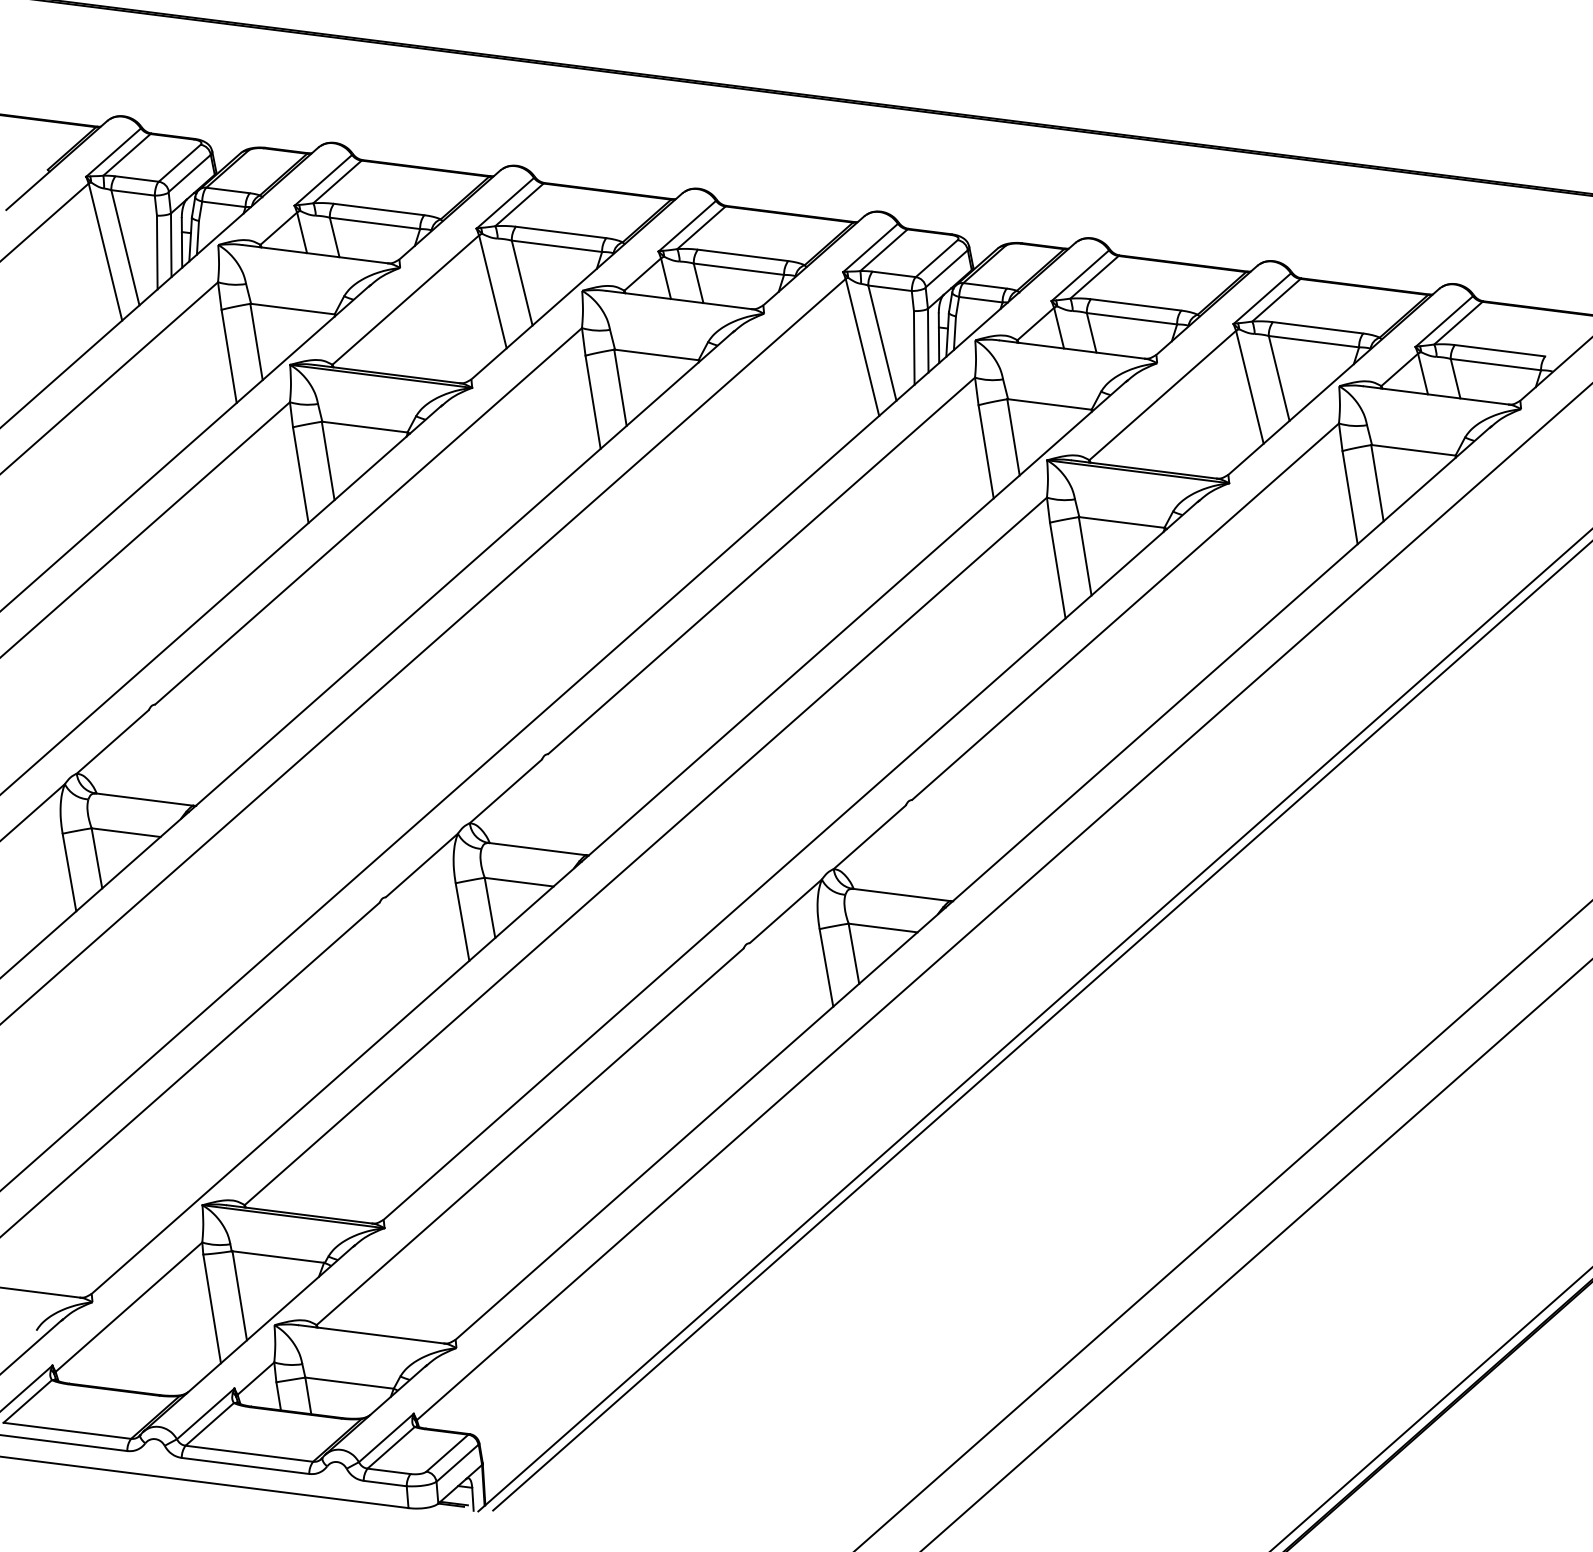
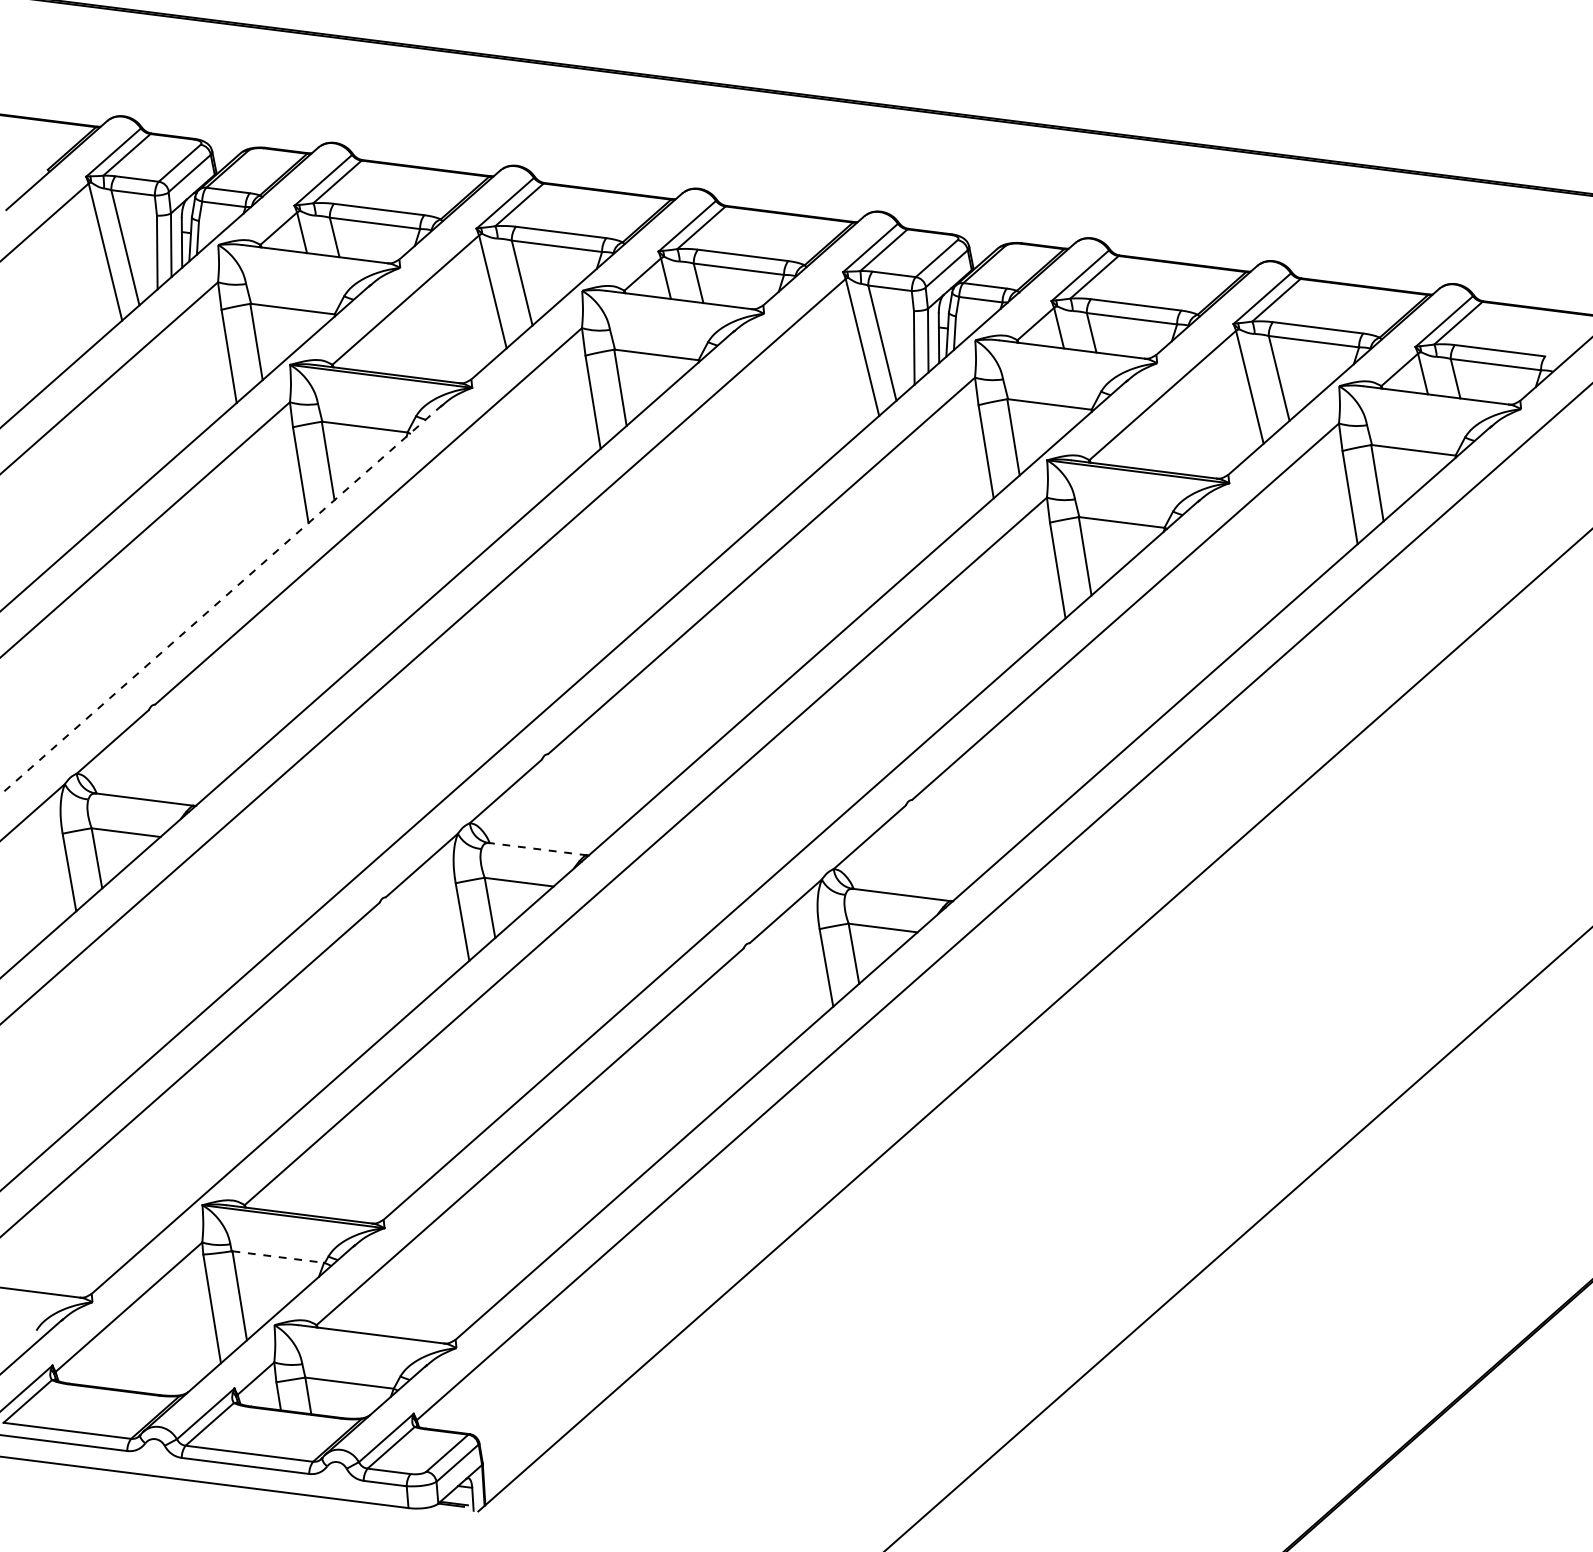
line: solid -> dashed (221, 600)
line: solid -> dashed (537, 849)
line: present -> none (1041, 1026)
line: present -> none (1223, 1225)
line position: (1256, 1254) -> (1238, 1238) (1238, 1238)
line: solid -> dashed (278, 1257)
line: present -> none (1431, 1408)
